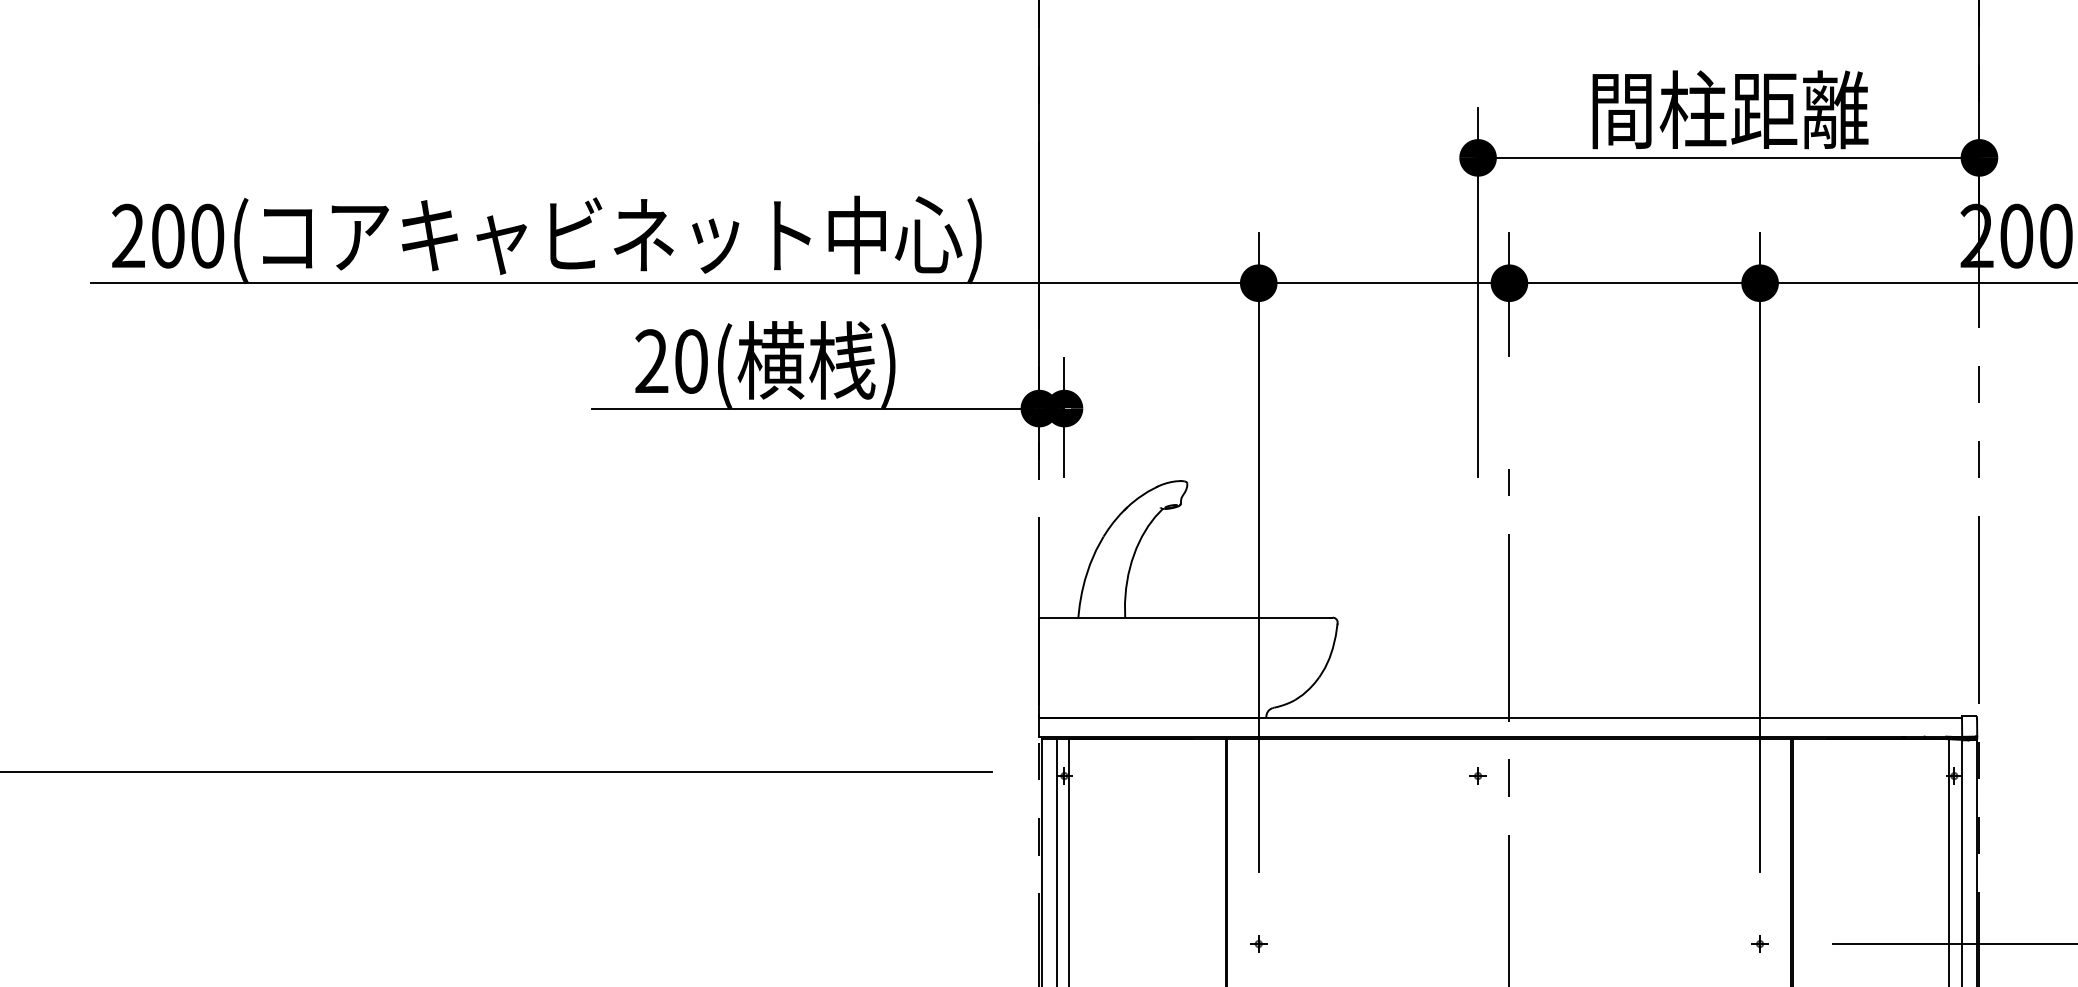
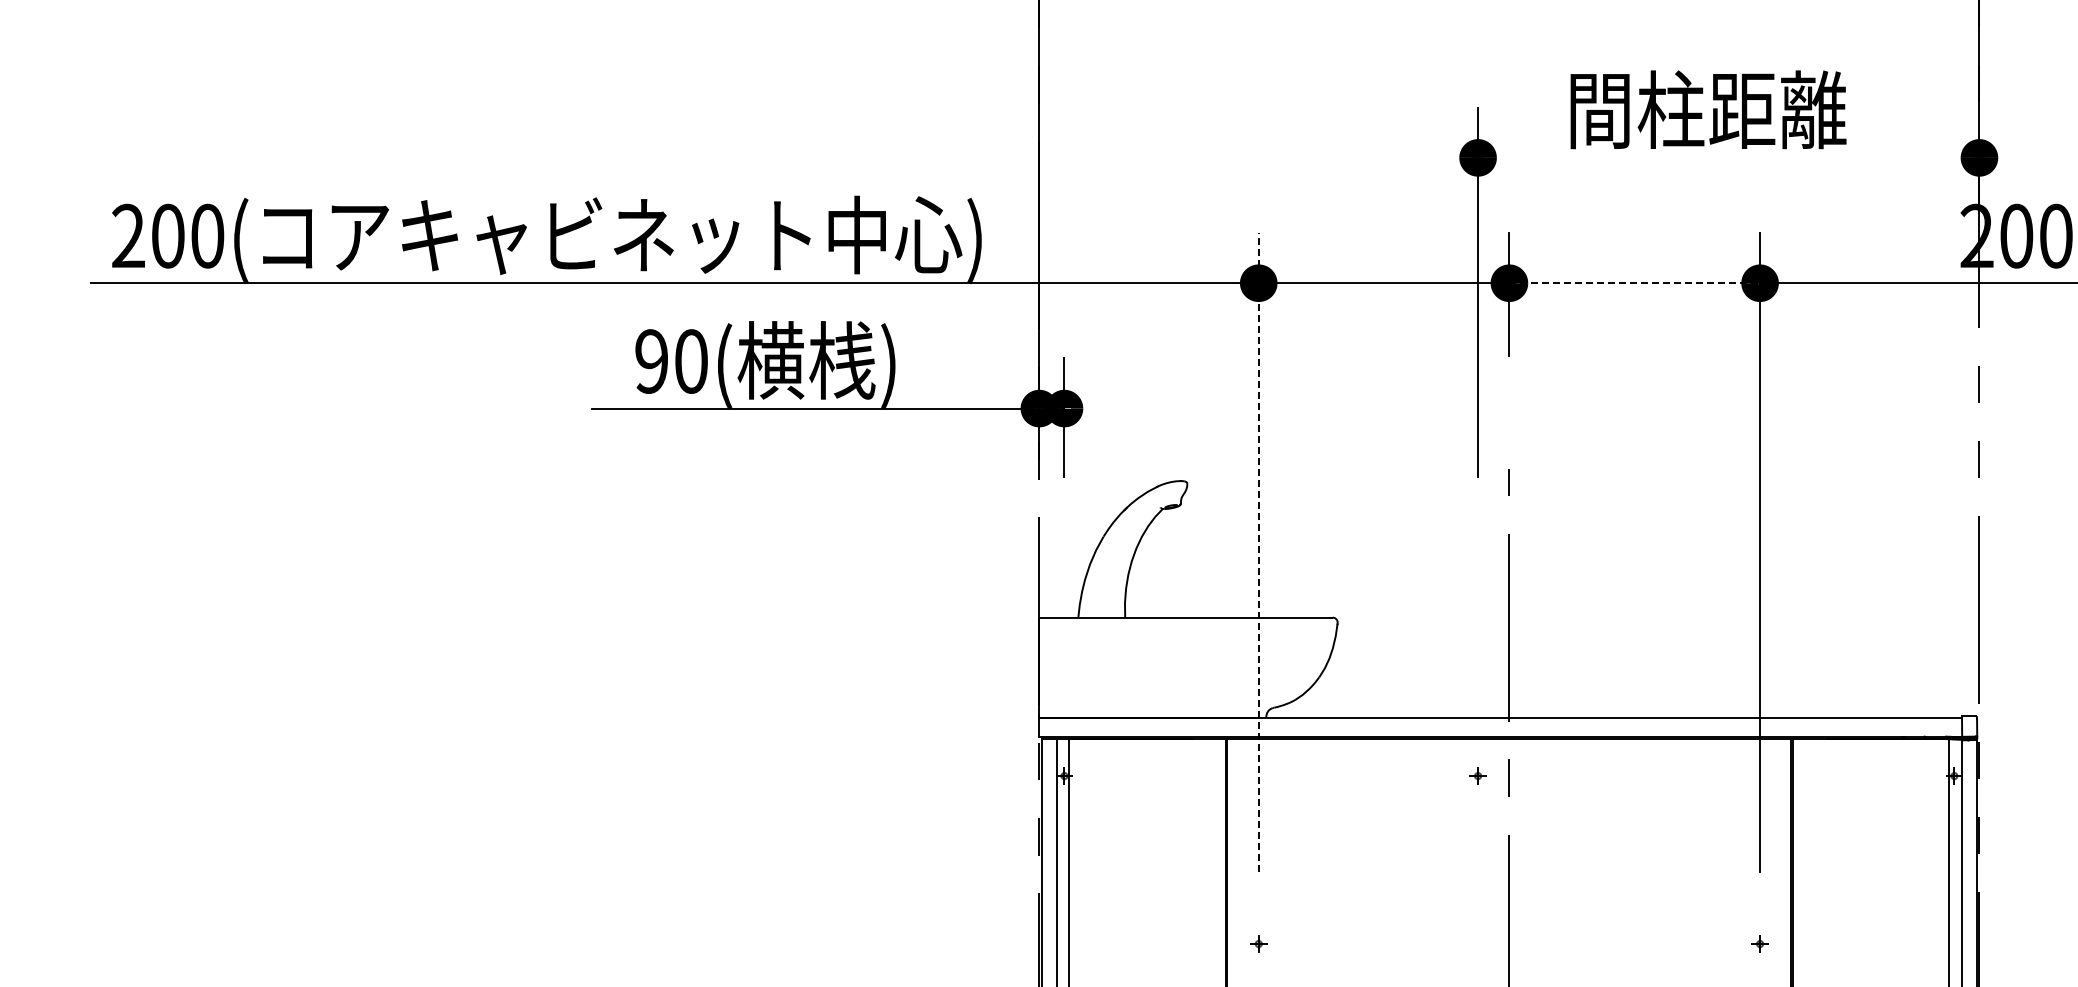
text position: (1730, 109) -> (1708, 109) (1708, 109)
line: present -> none (1728, 157)
line: solid -> dashed (1635, 283)
text: 20( -> 90( (651, 361)
line: solid -> dashed (1258, 551)
line: present -> none (497, 772)
line: present -> none (1953, 944)
